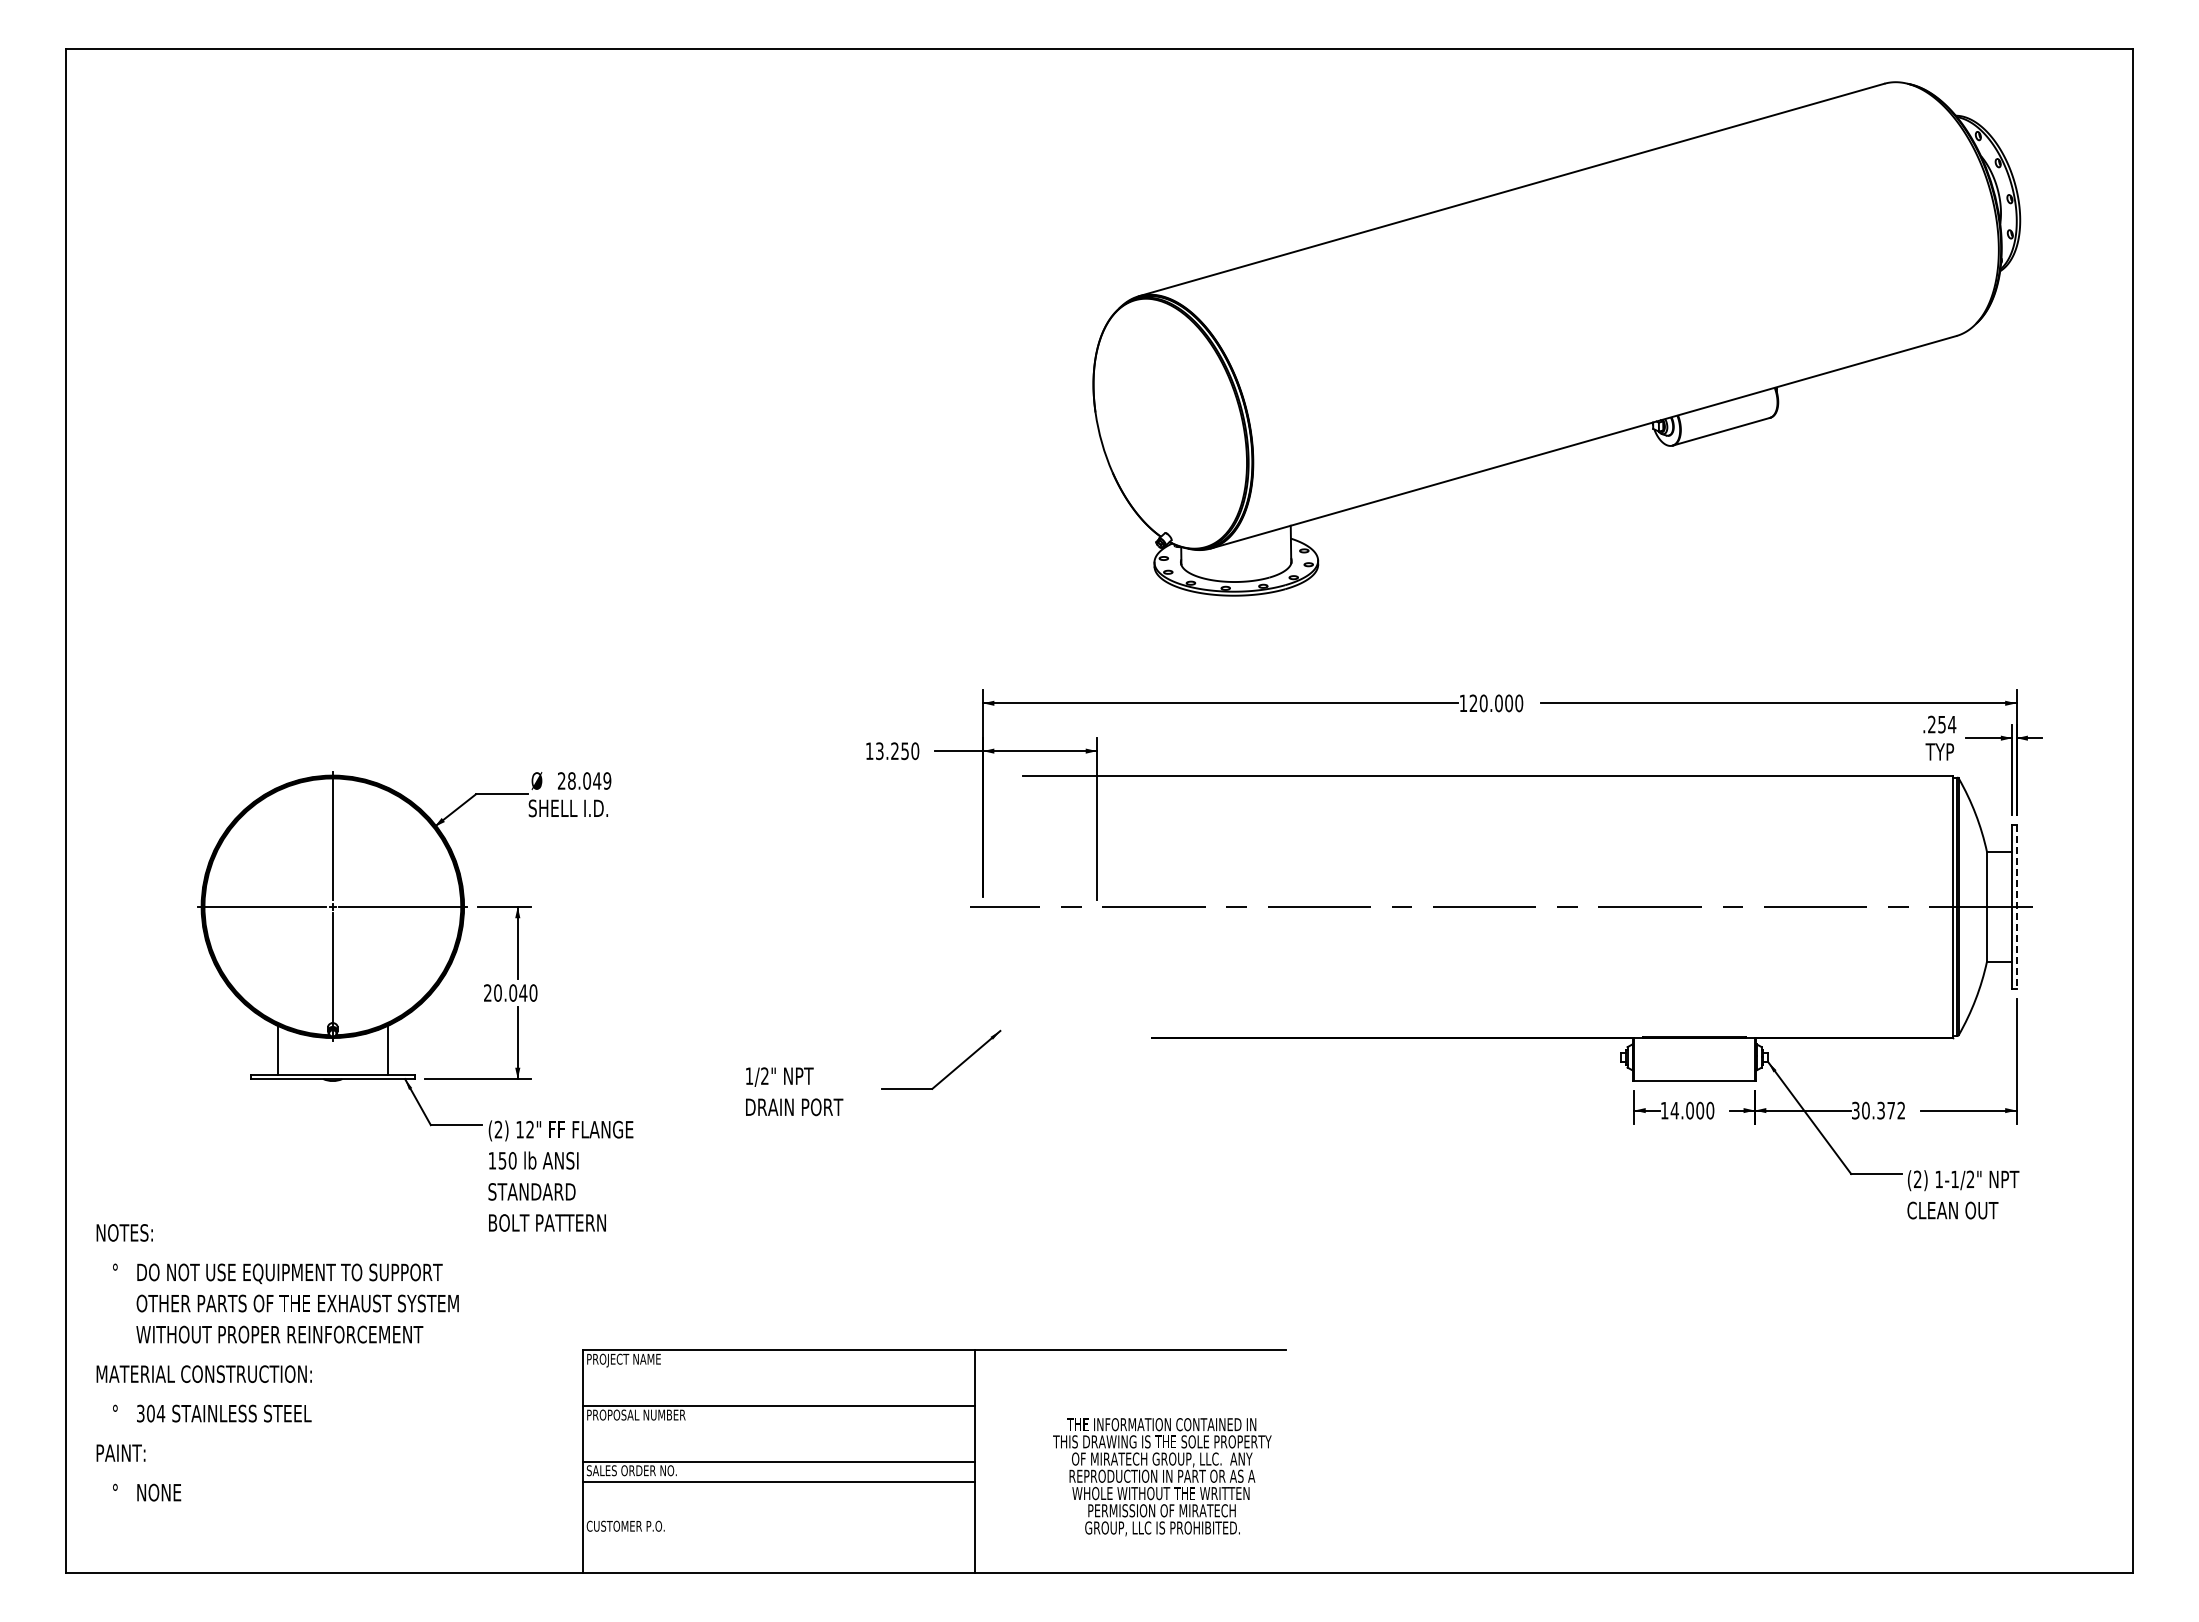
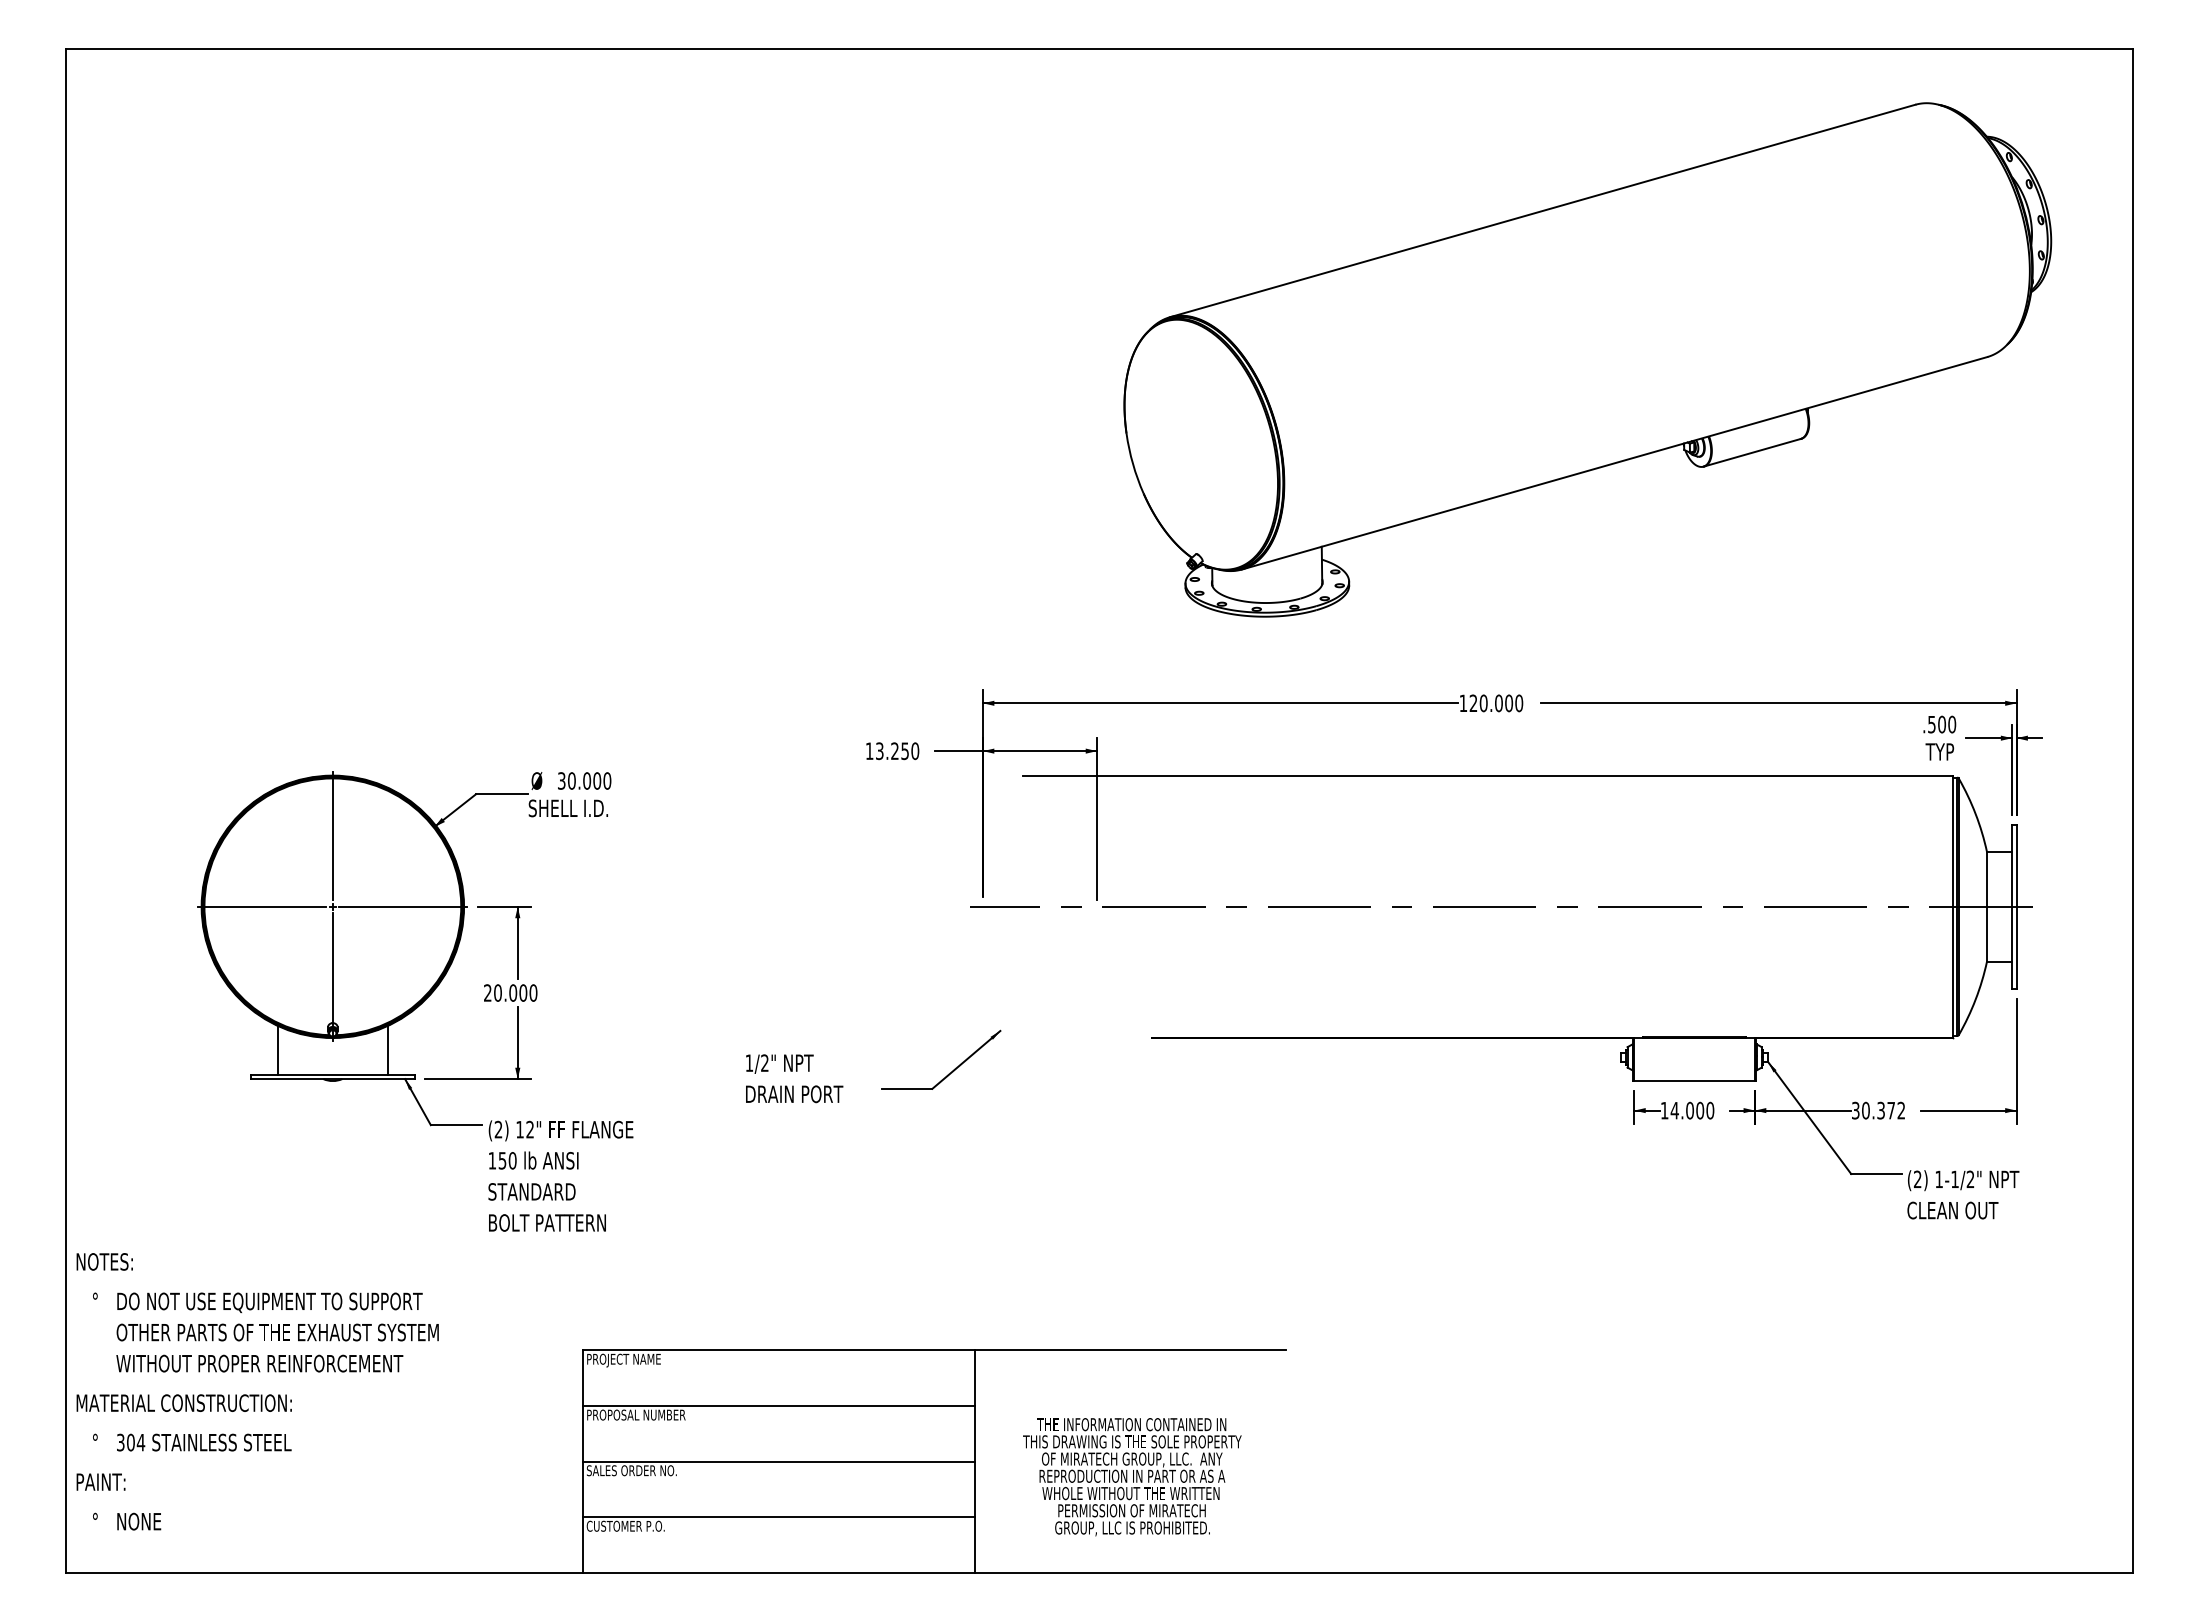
part position: (1556, 338) -> (1587, 359) (1587, 359)
text: .254 -> .500 (1942, 724)
text: 28.049 -> 30.000 (584, 780)
line: dashed -> solid (2016, 906)
text: 20.040 -> 20.000 (523, 992)
text position: (794, 1091) -> (794, 1078) (794, 1078)
text position: (277, 1362) -> (257, 1391) (257, 1391)
text position: (1162, 1477) -> (1132, 1477) (1132, 1477)
line position: (778, 1482) -> (778, 1517) (778, 1517)
